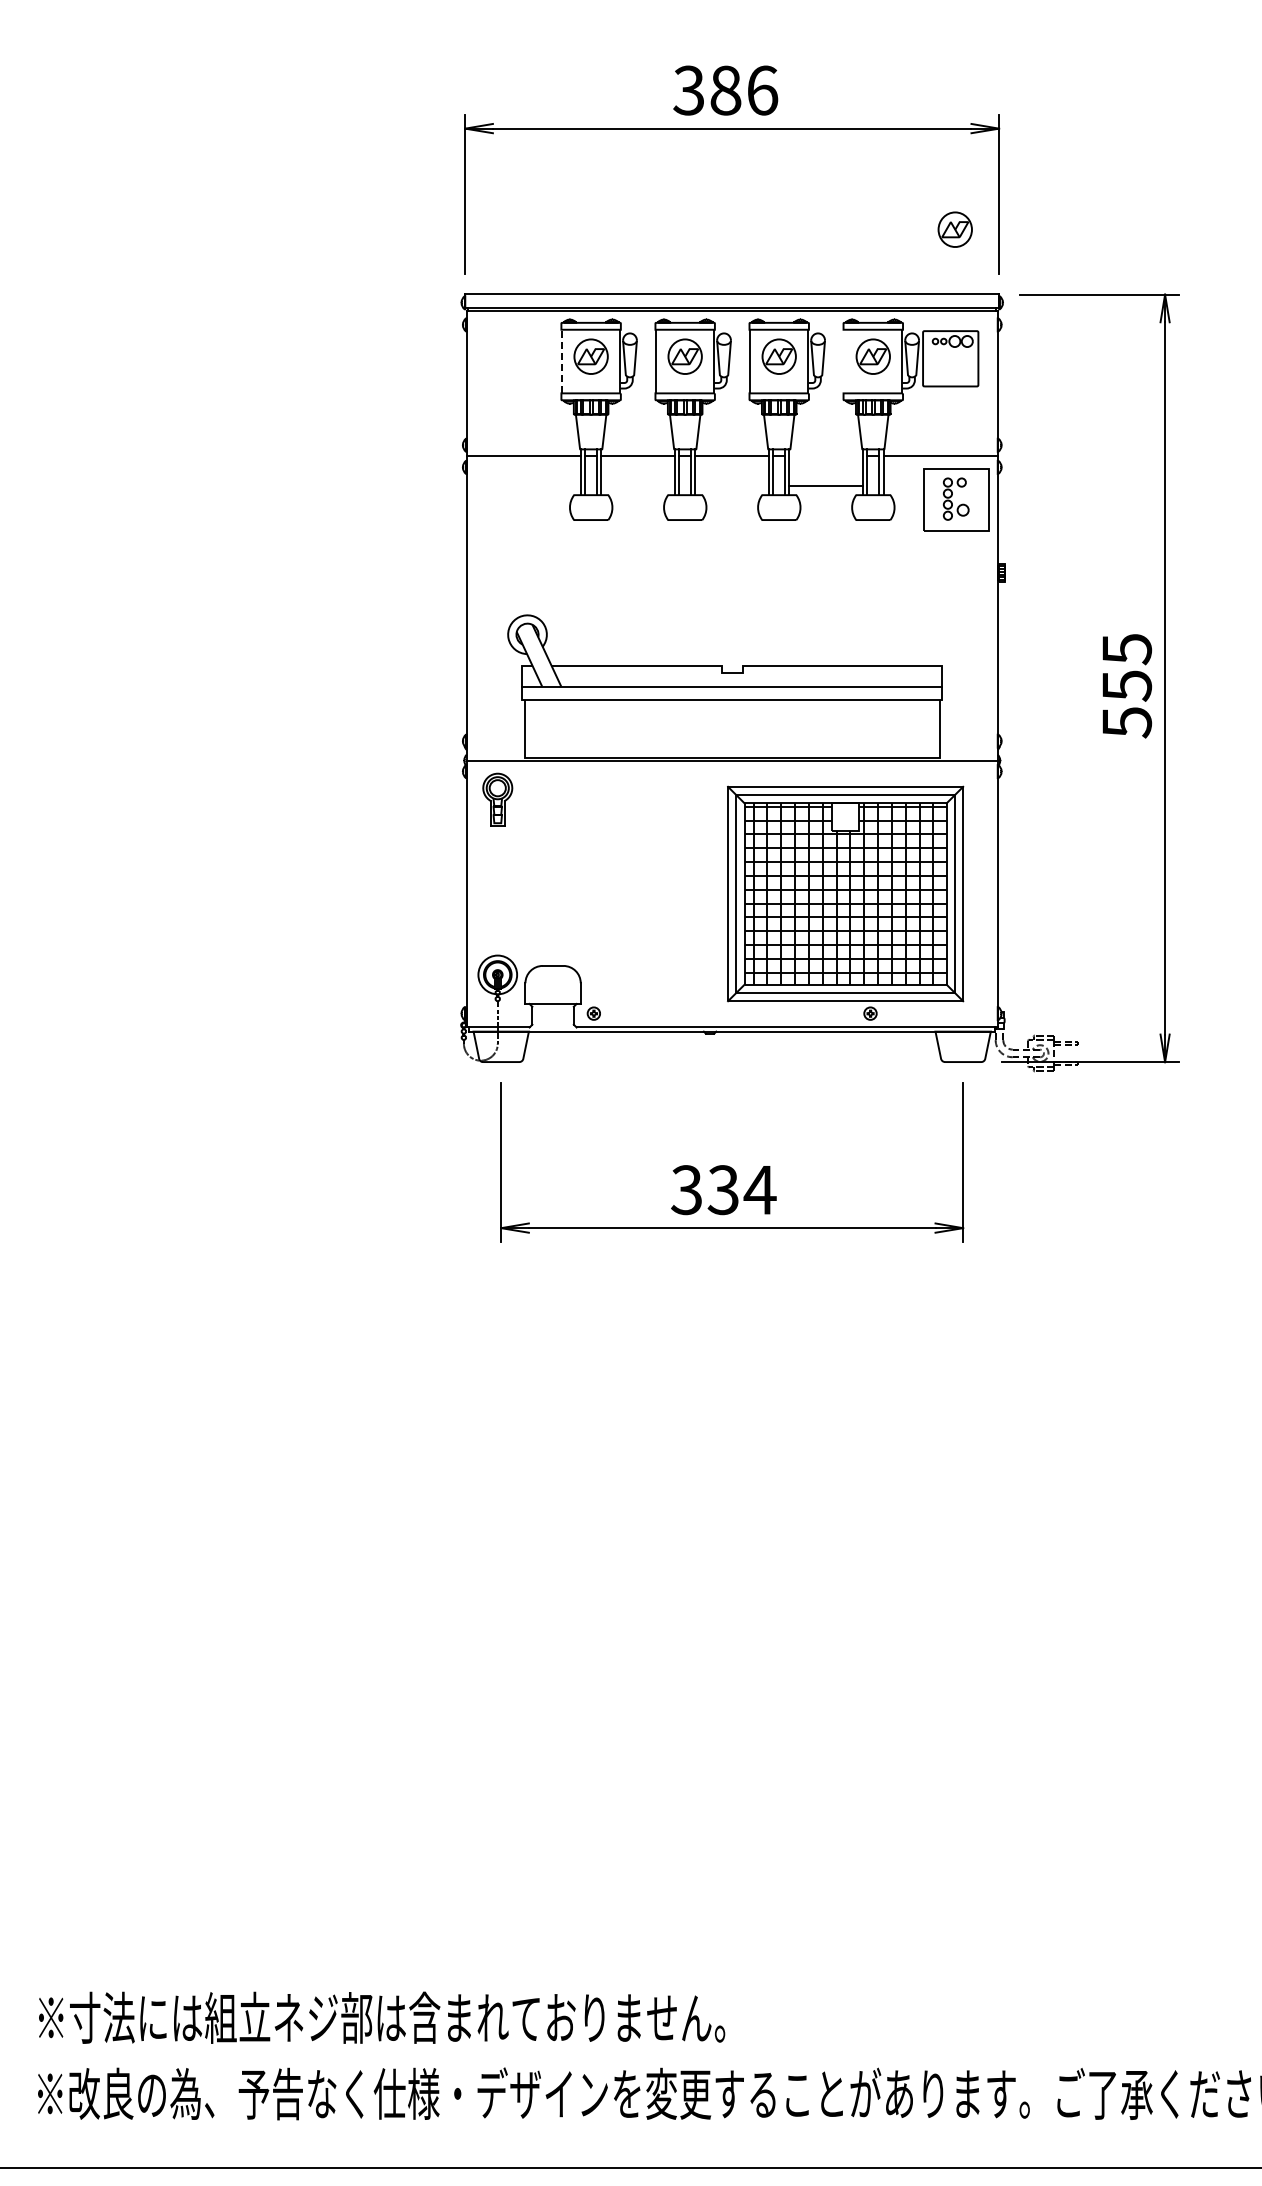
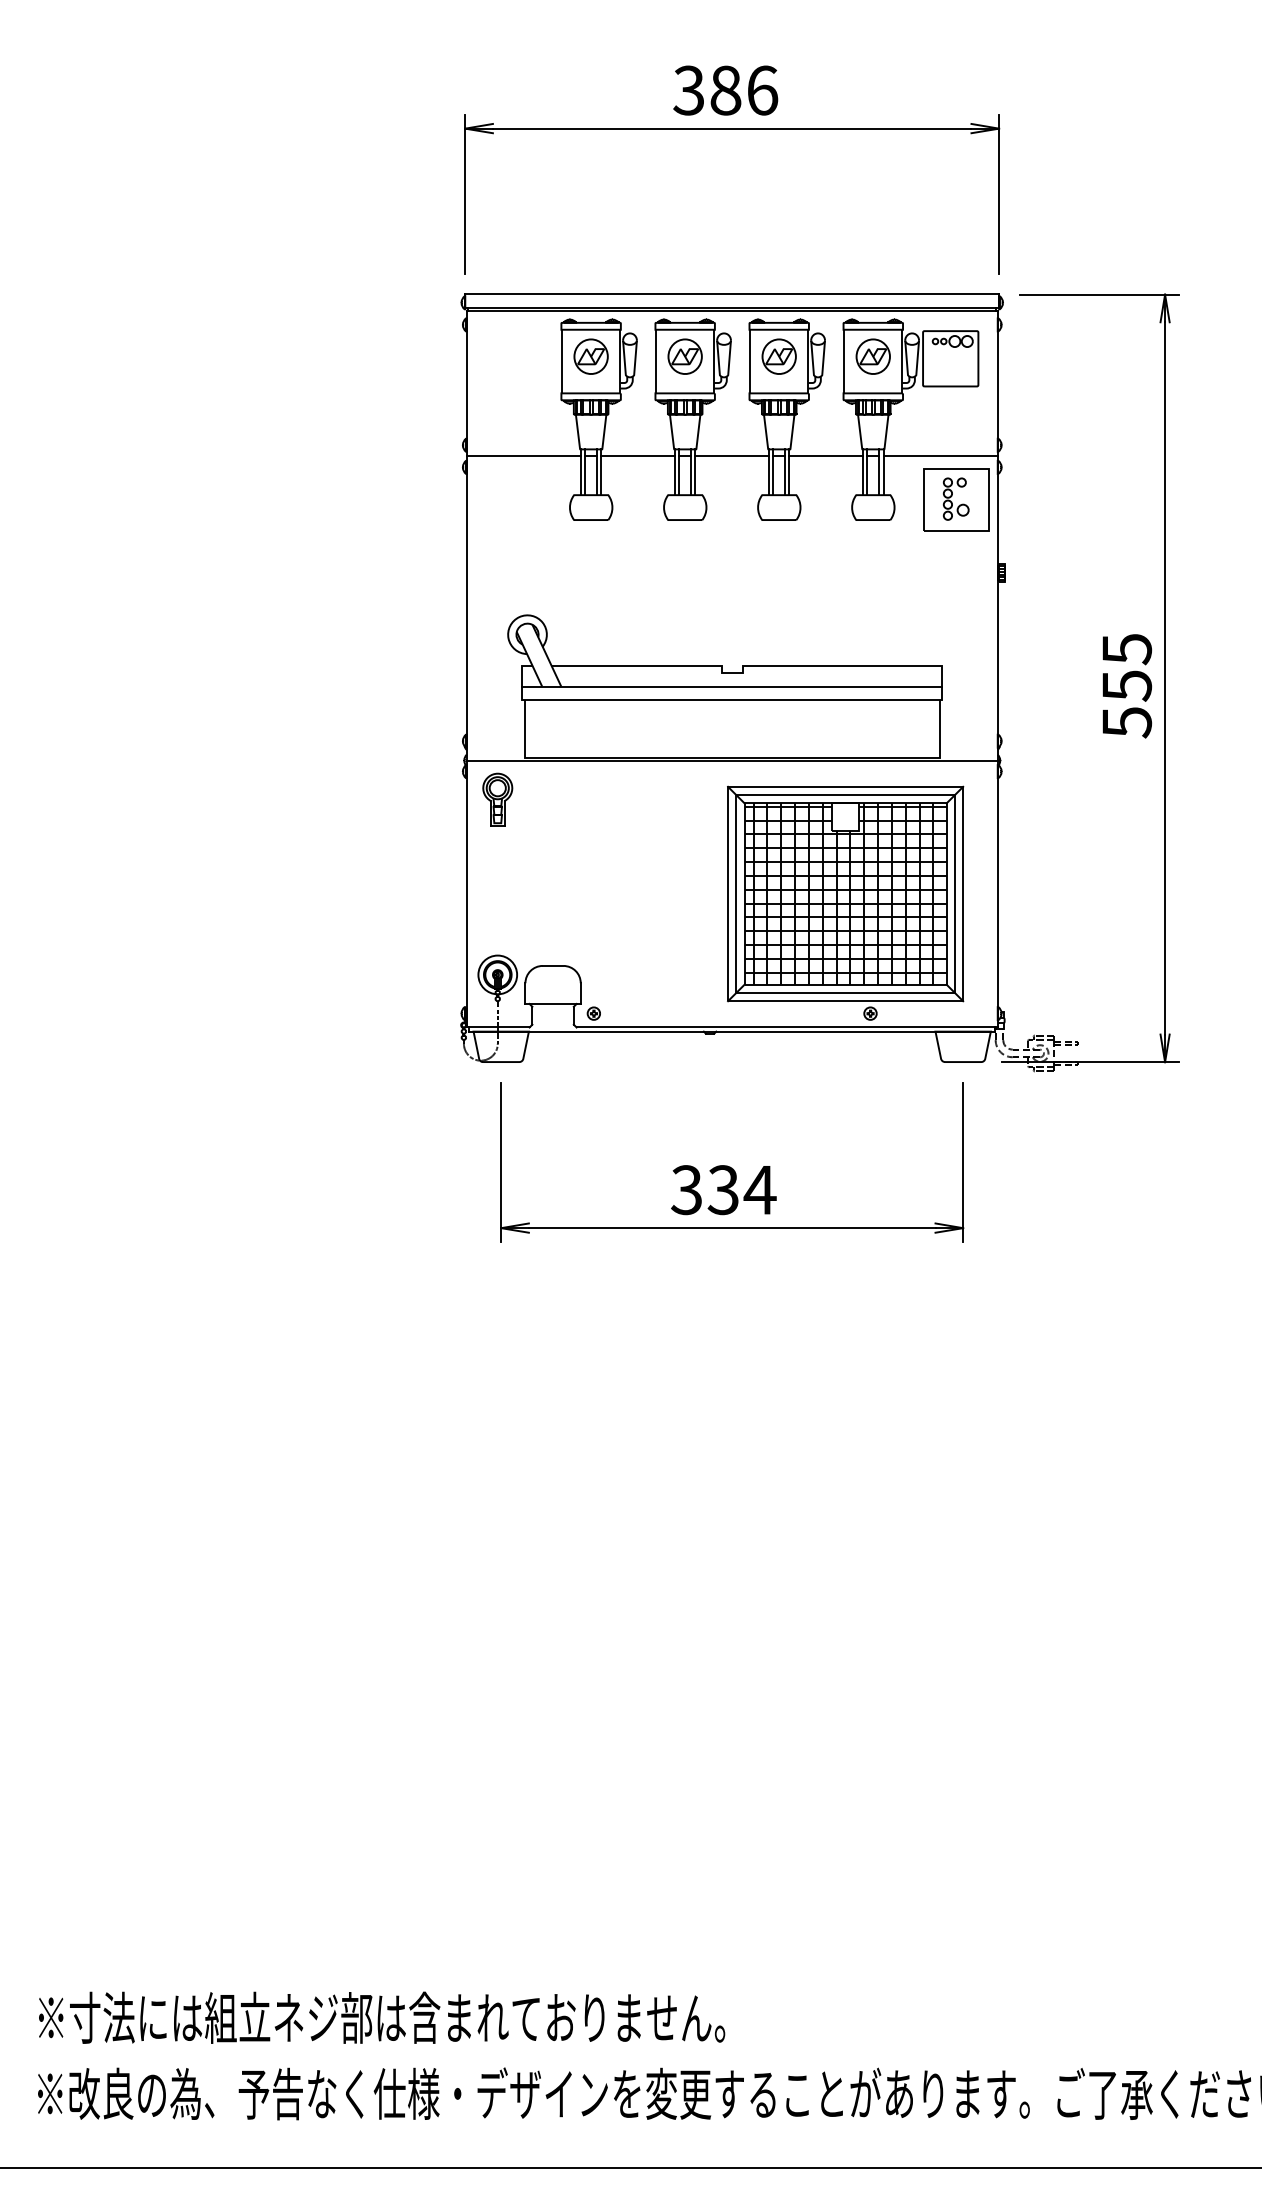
part: present -> none (954, 229)
line: dashed -> solid (562, 361)
line: none -> present (844, 361)
line position: (826, 486) -> (826, 456) (826, 456)
